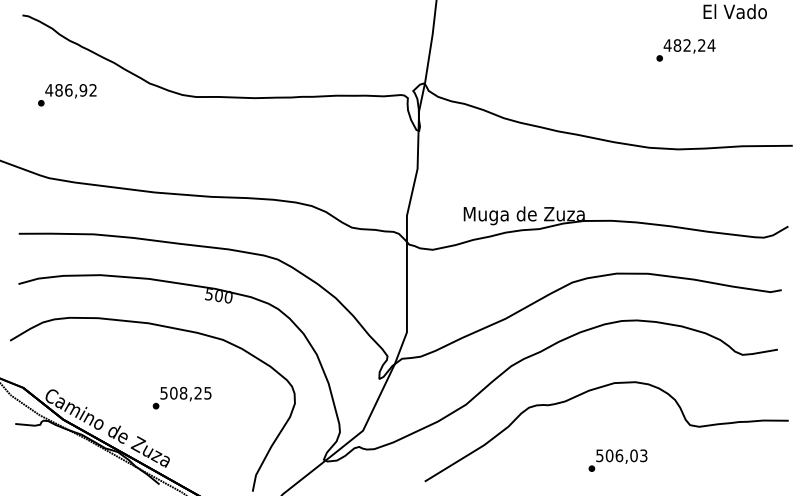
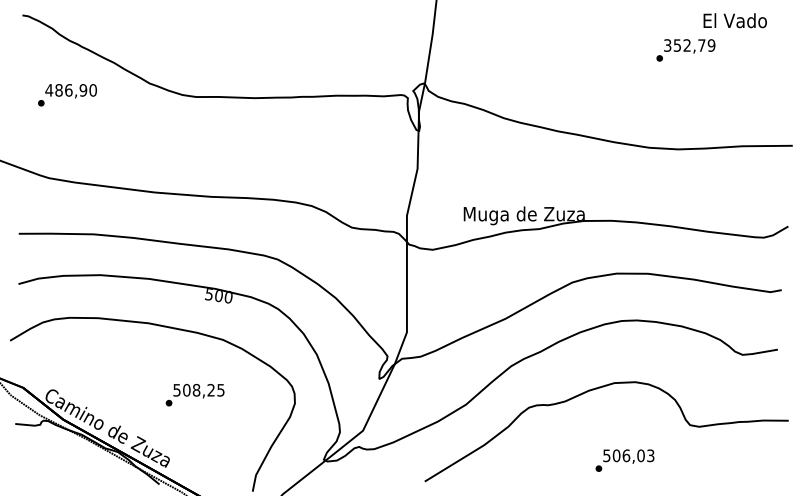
text position: (734, 11) -> (734, 20) (734, 20)
text: 482,24 -> 352,79 (689, 45)
text: 486,92 -> 486,90 (92, 90)
text position: (181, 398) -> (194, 395) (194, 395)
text position: (617, 460) -> (624, 460) (624, 460)
